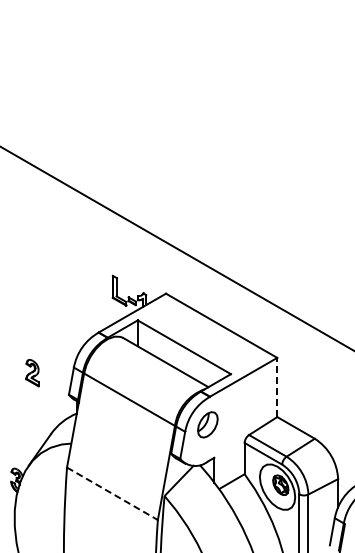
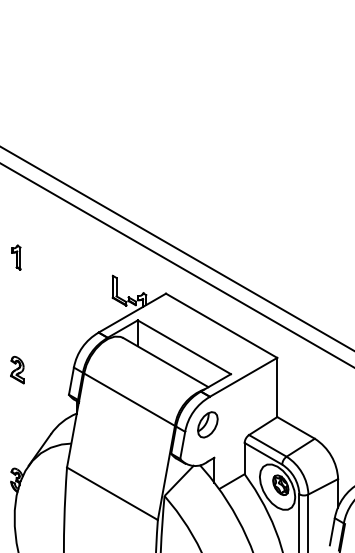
part: none -> present (16, 257)
line: none -> present (176, 265)
part position: (32, 372) -> (17, 369) (17, 369)
line: dashed -> solid (277, 387)
line: dashed -> solid (112, 494)
